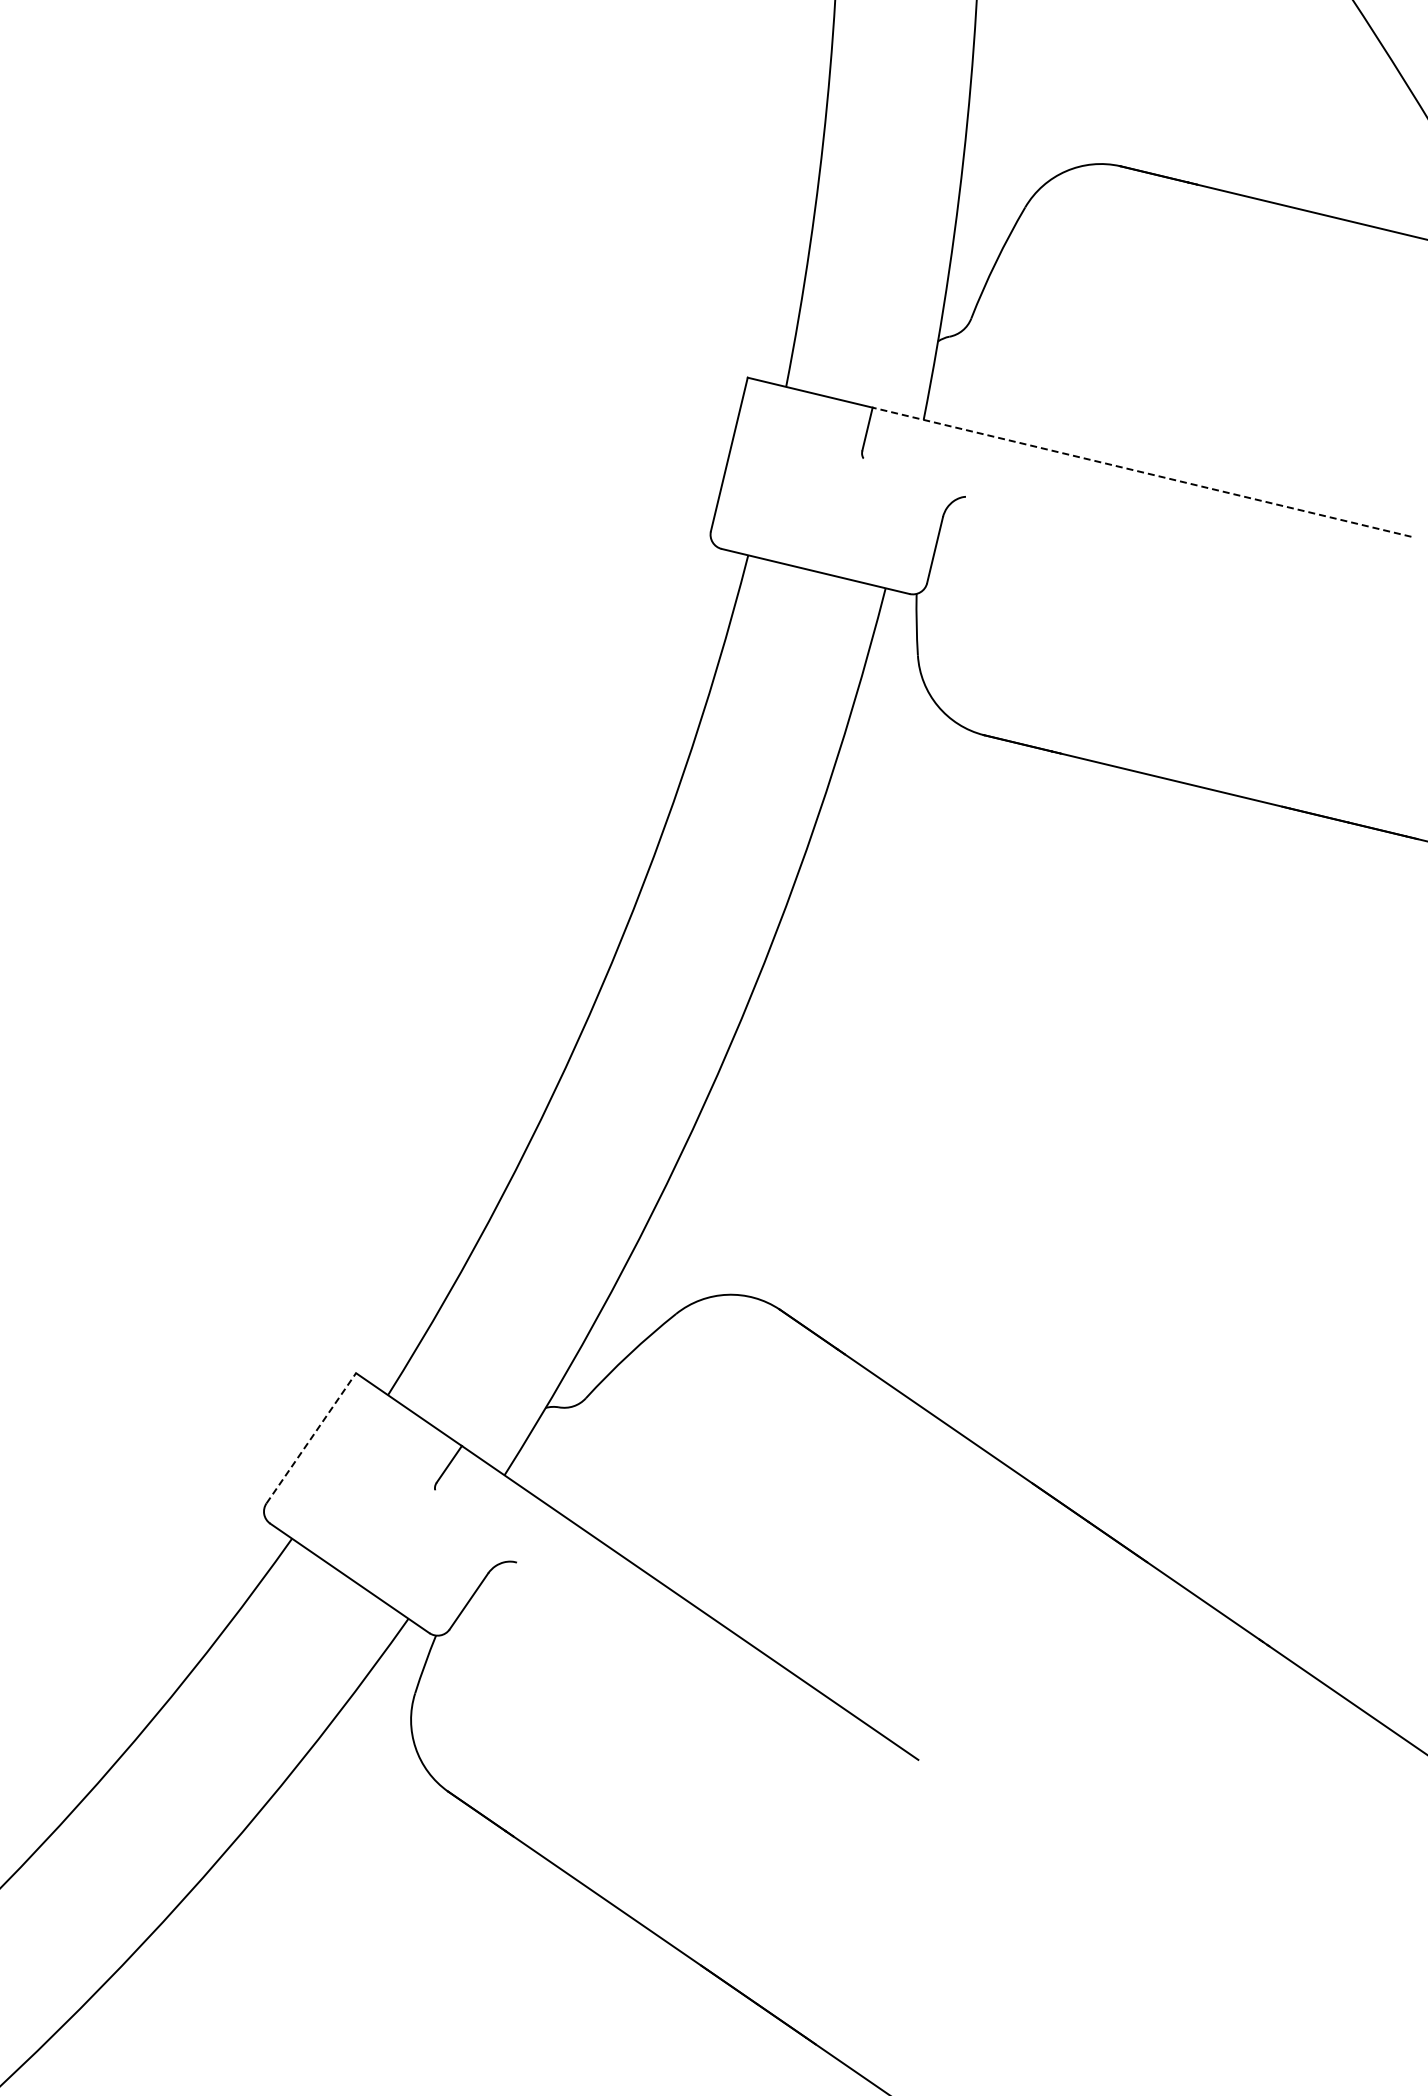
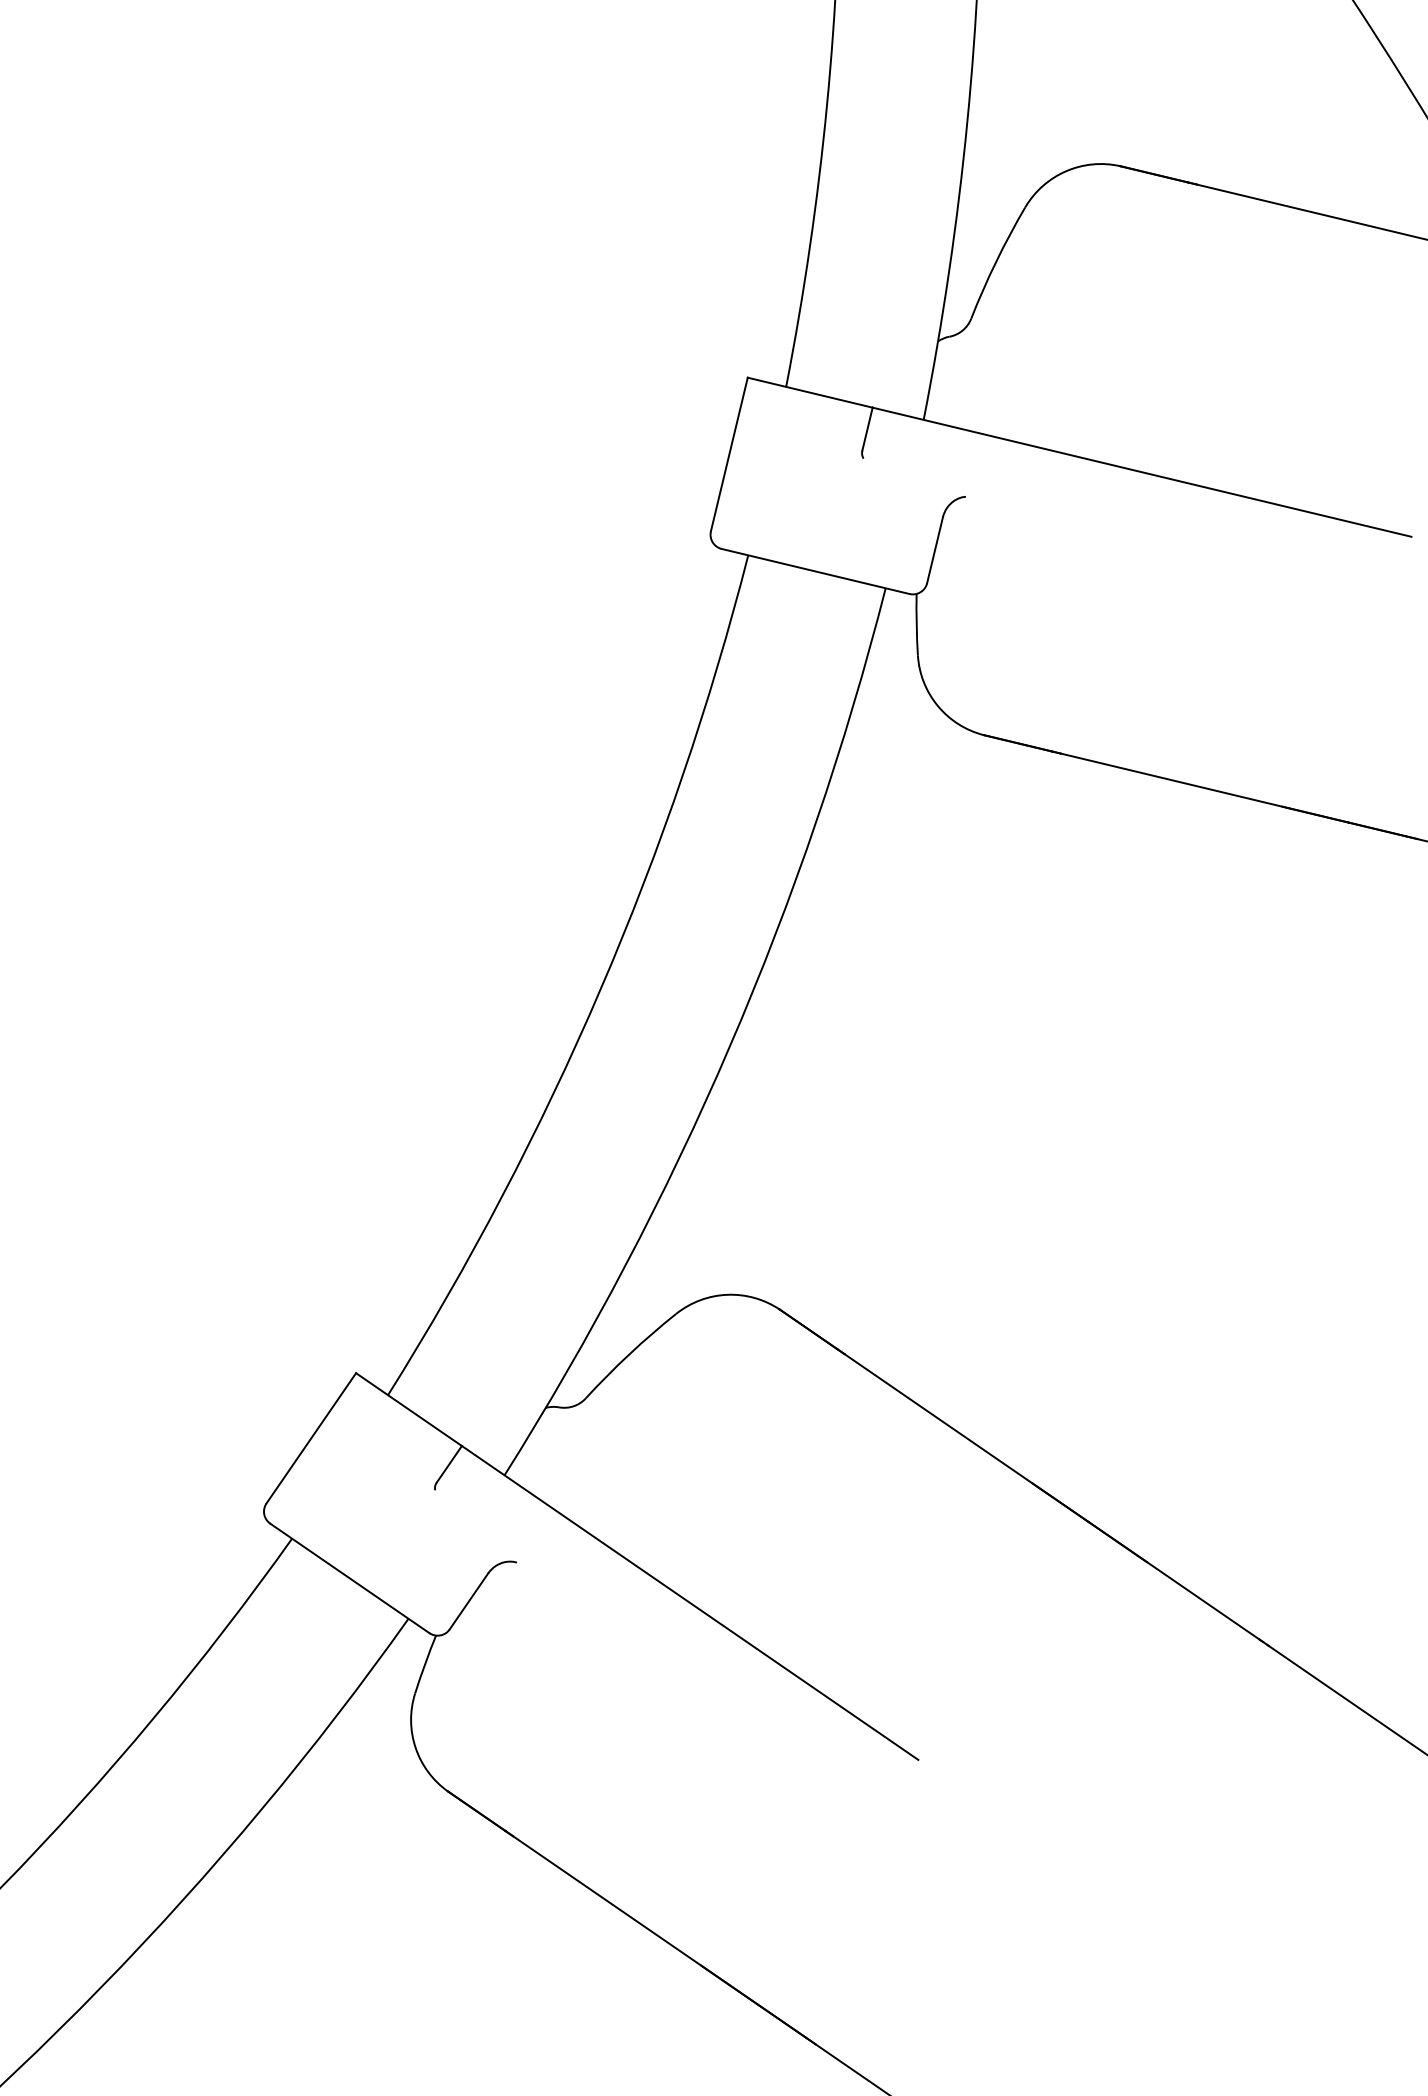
line: dashed -> solid (1142, 472)
line: dashed -> solid (311, 1438)
